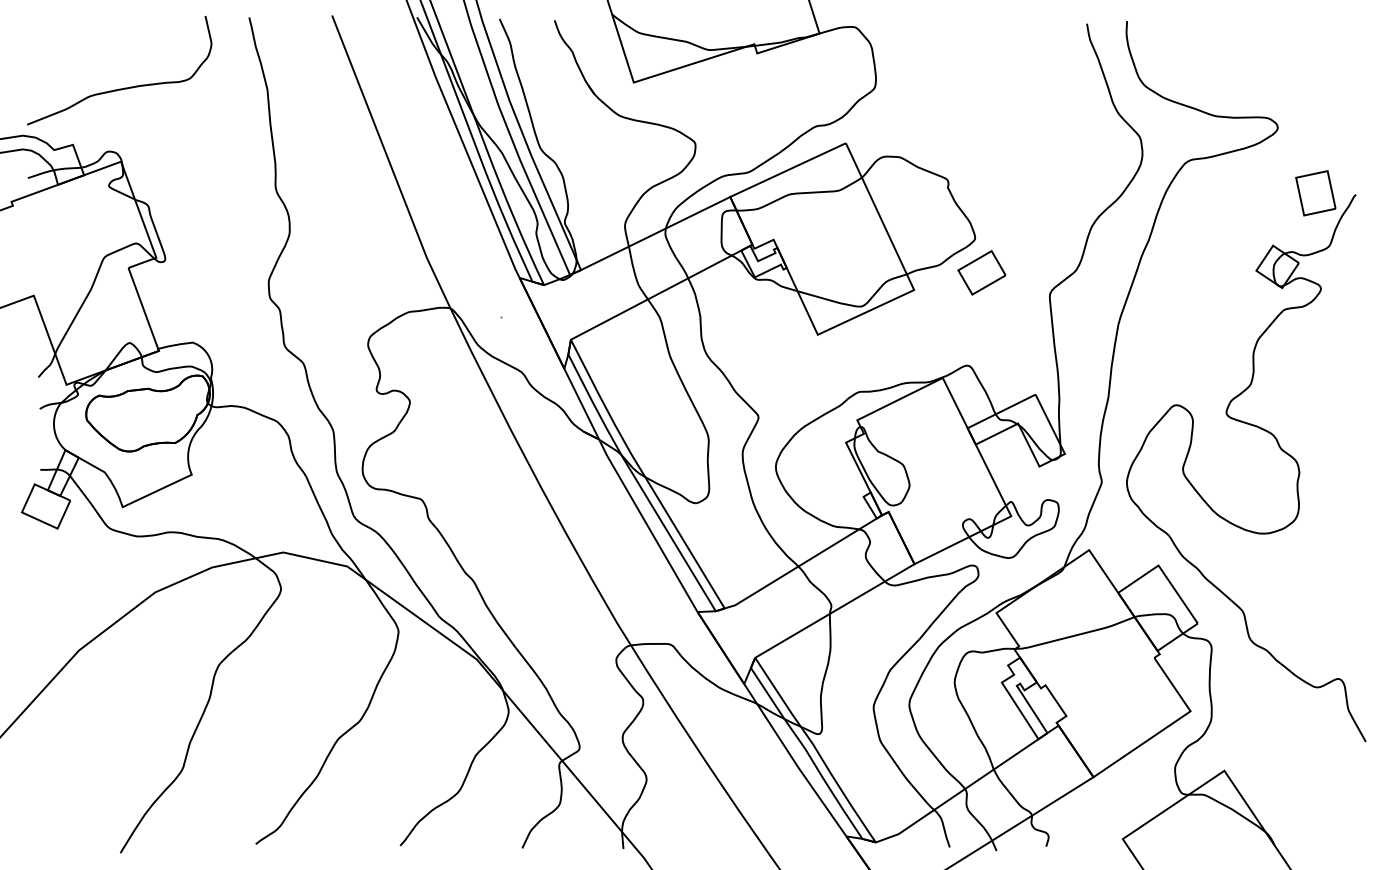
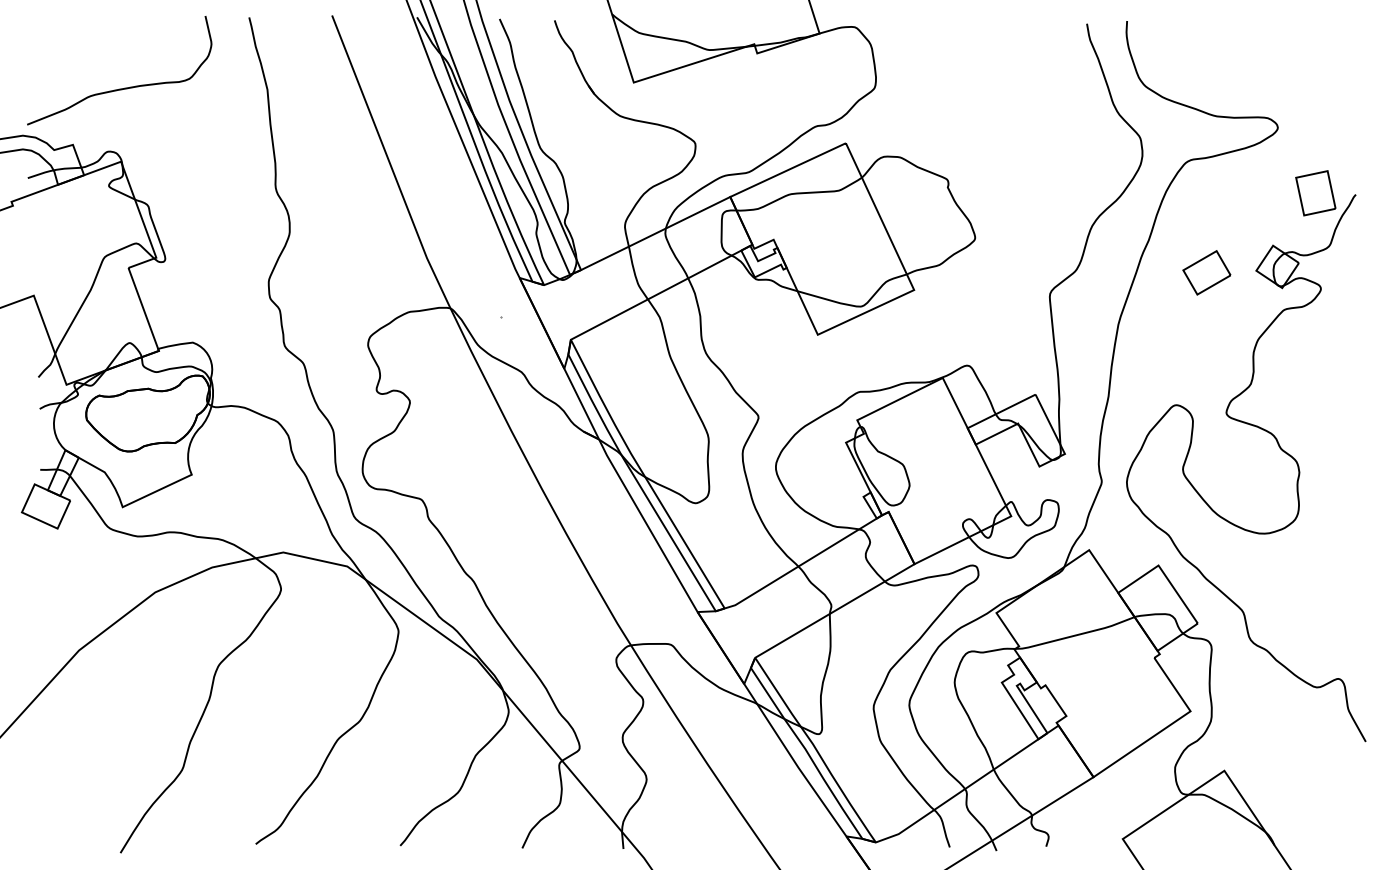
part position: (981, 272) -> (1206, 272) (1206, 272)
